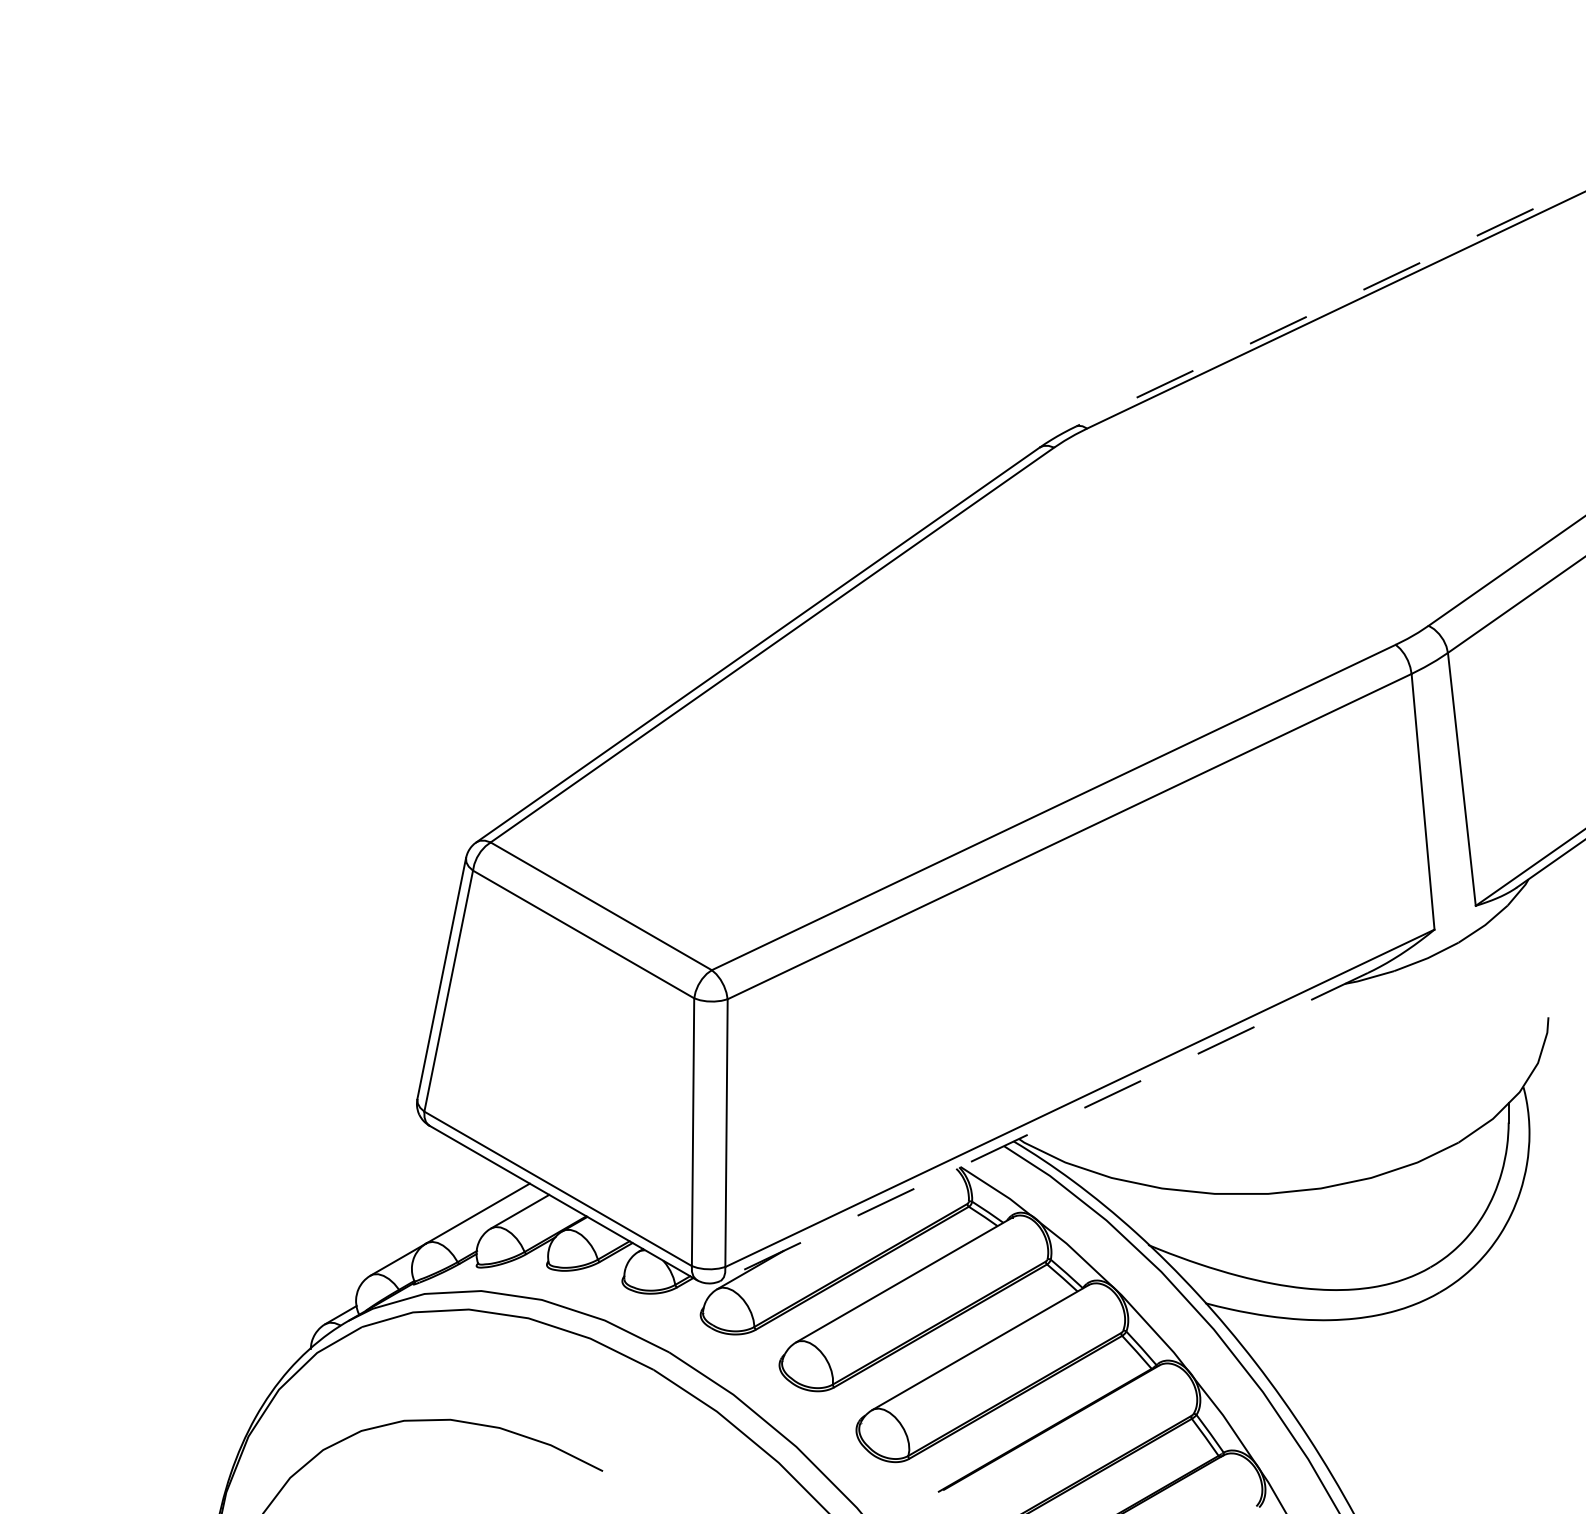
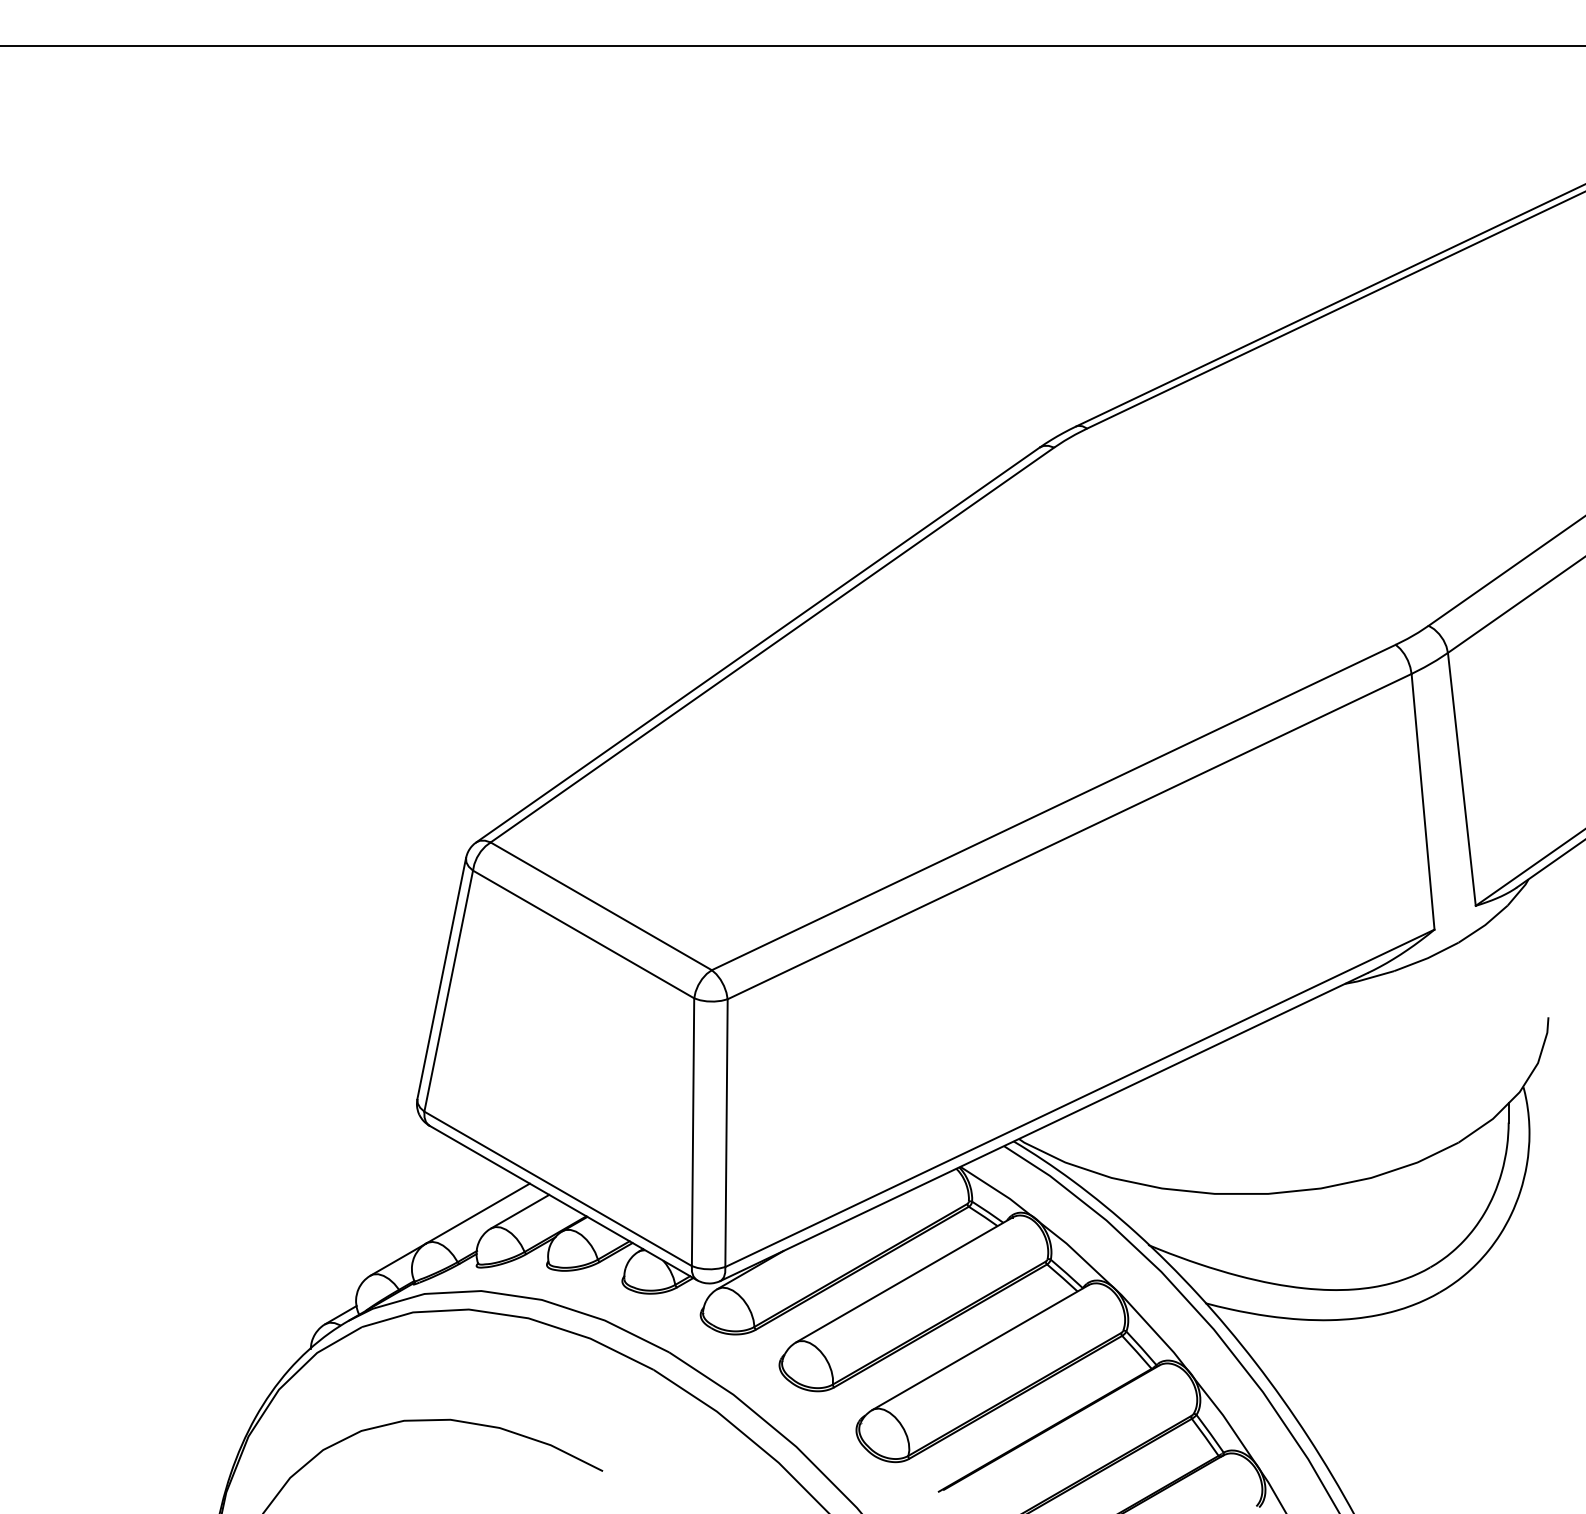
line: none -> present (792, 45)
line: dashed -> solid (1330, 305)
line: dashed -> solid (1044, 1127)
